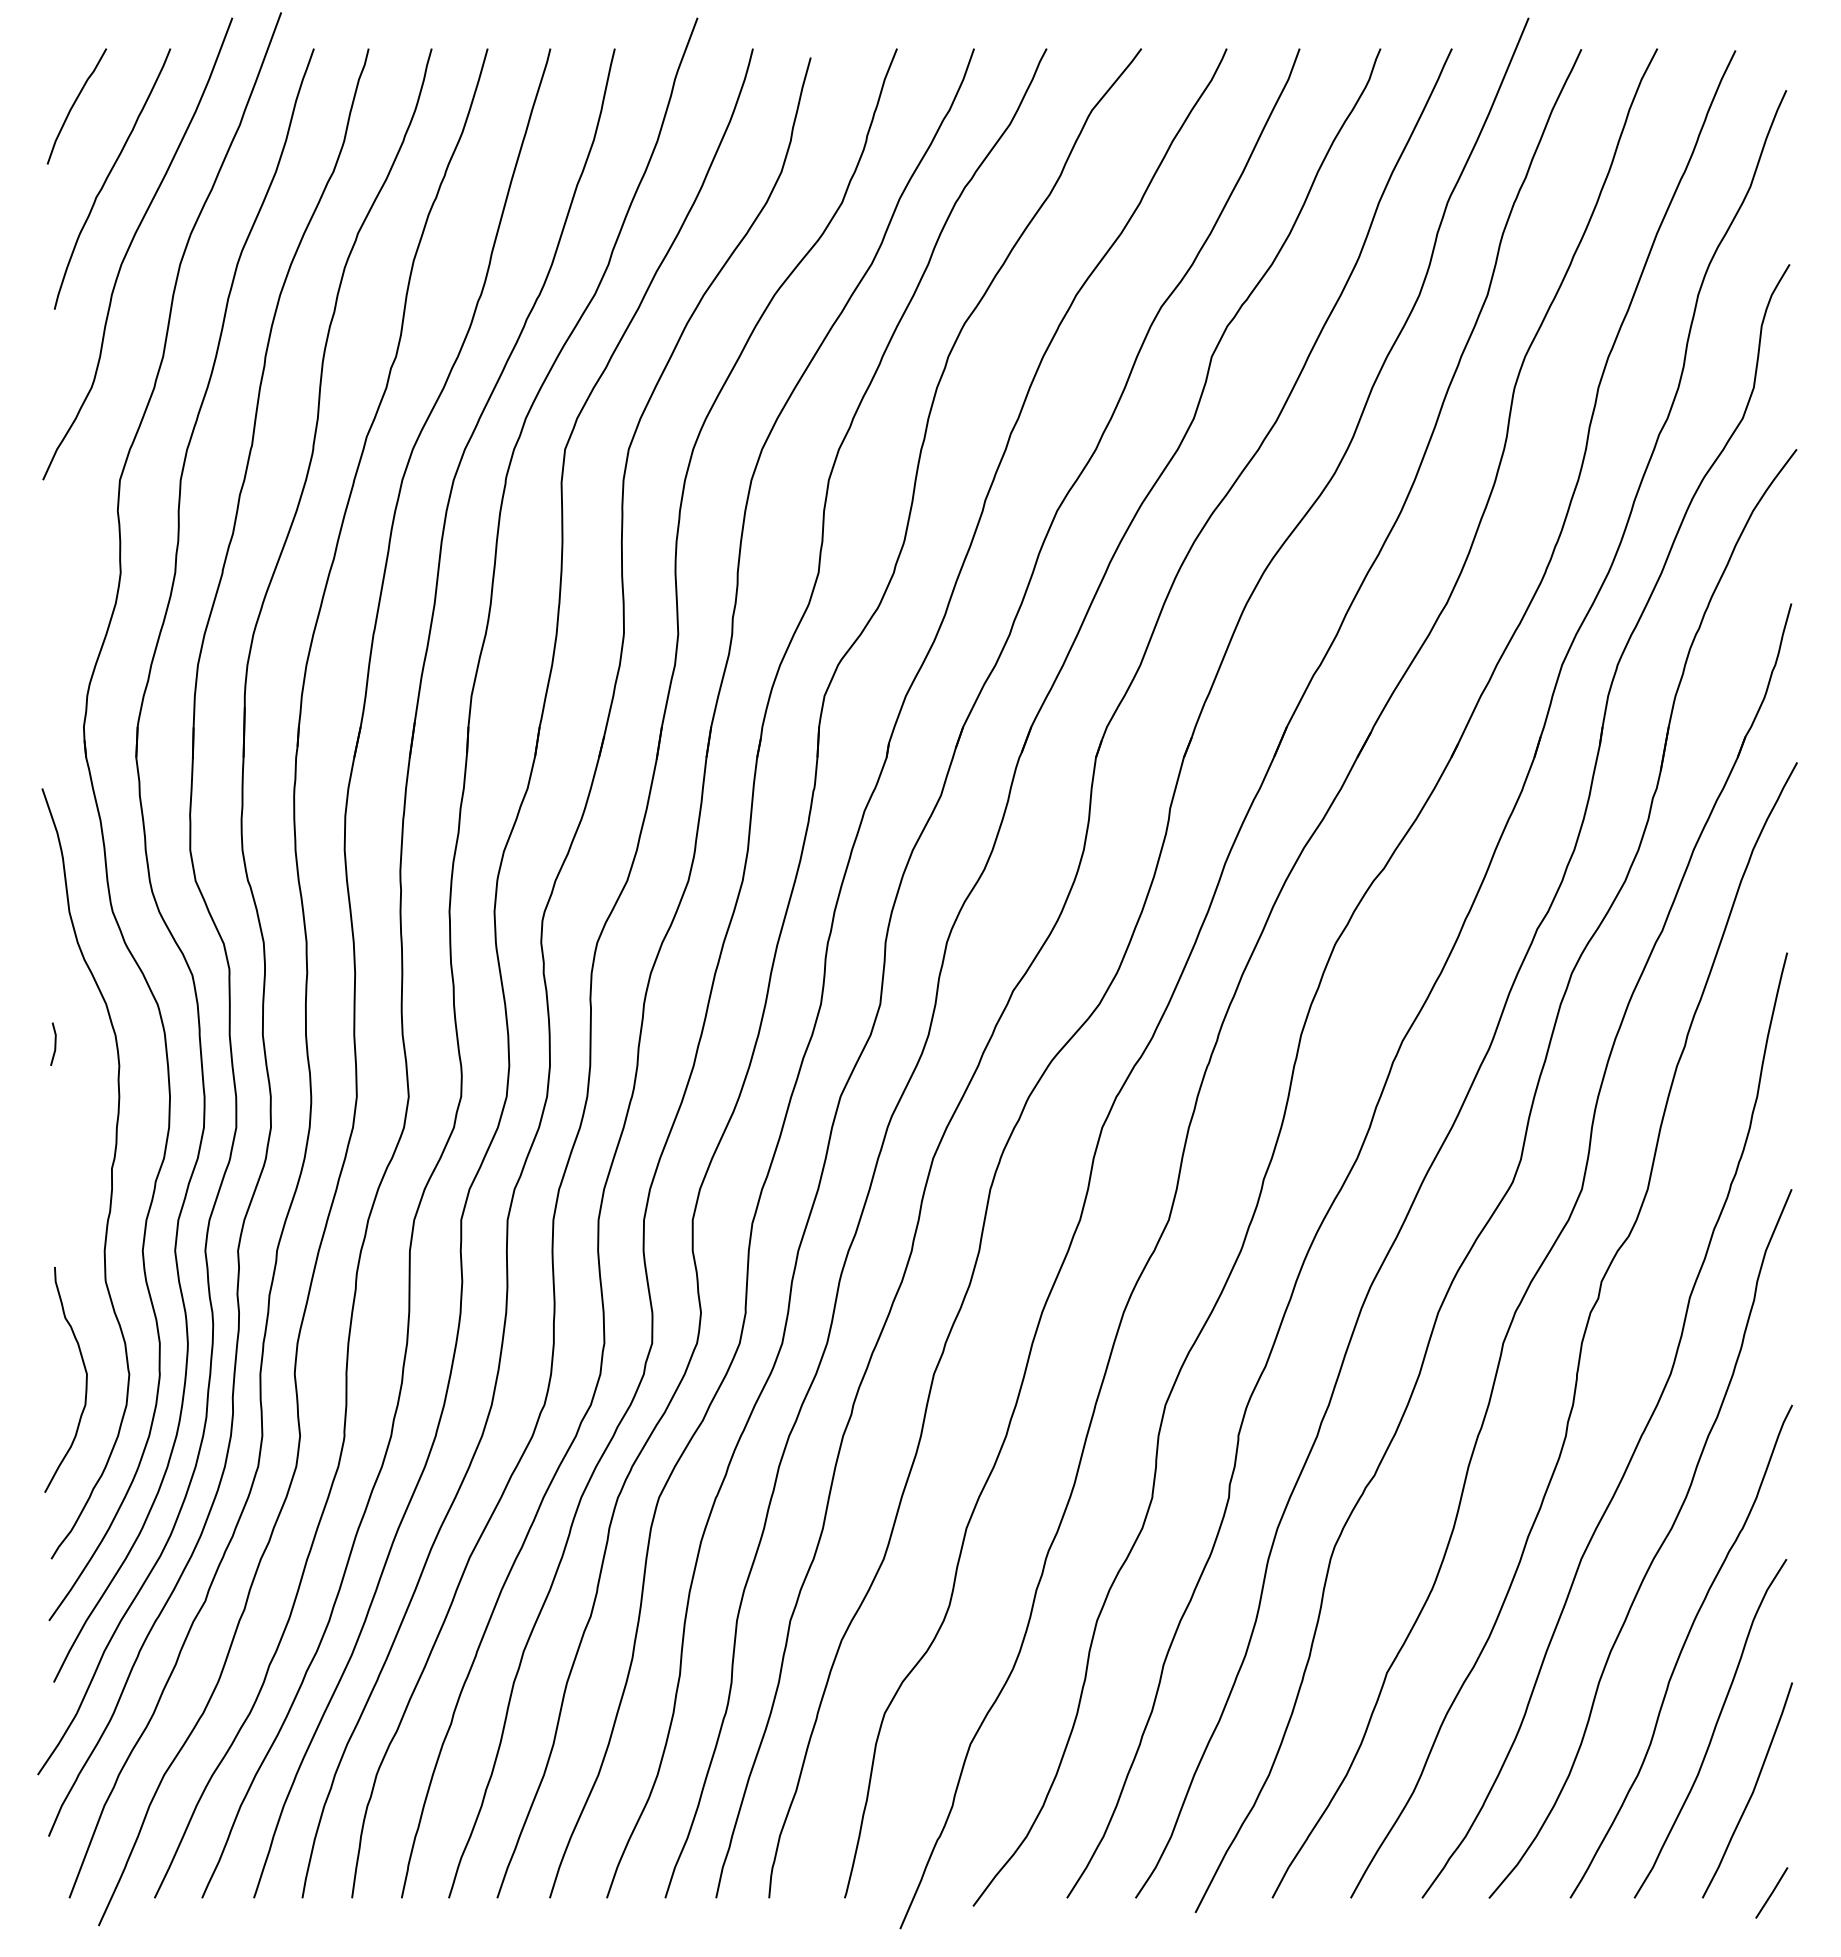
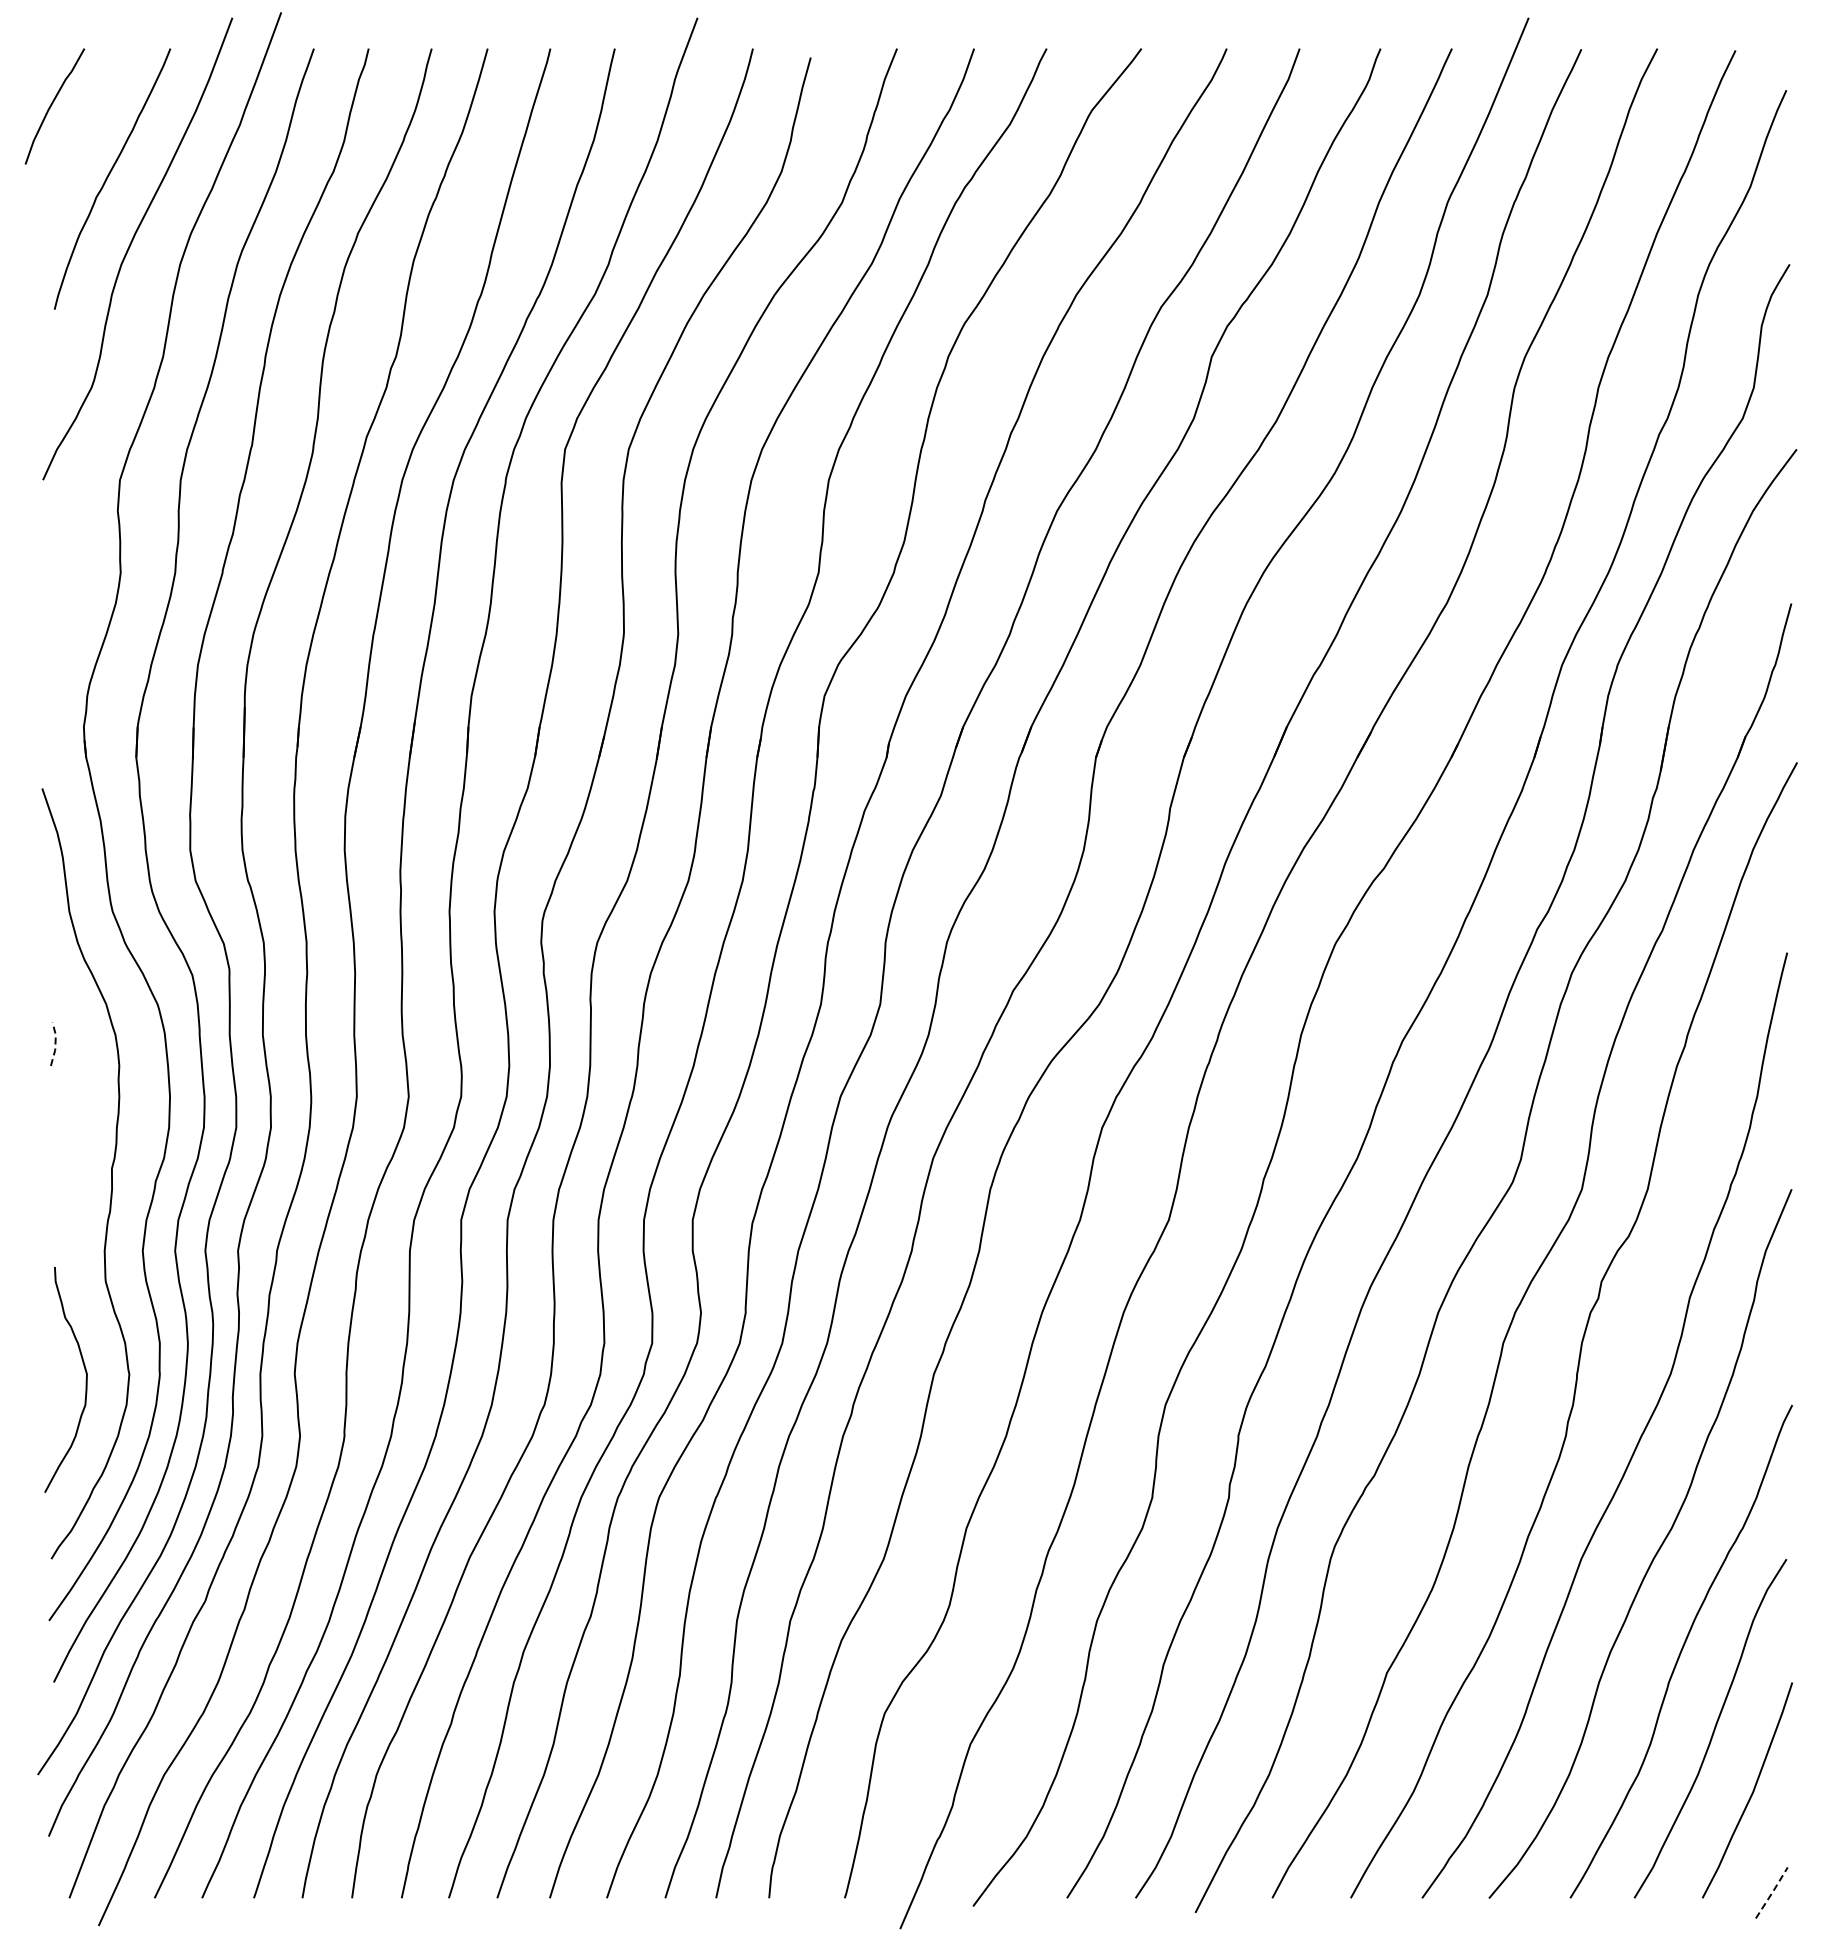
curve position: (74, 105) -> (52, 105) (52, 105)
line: solid -> dashed (55, 1044)
line: solid -> dashed (1772, 1892)
